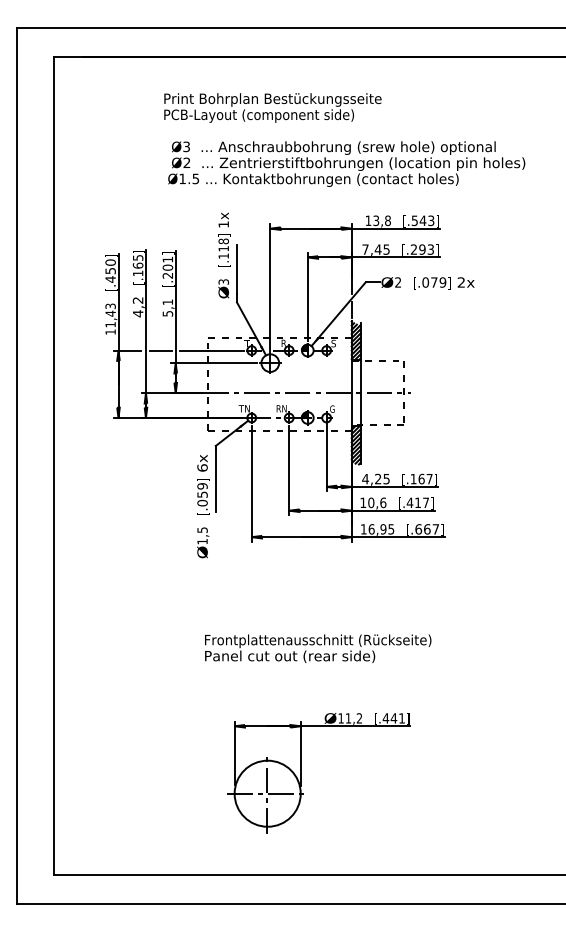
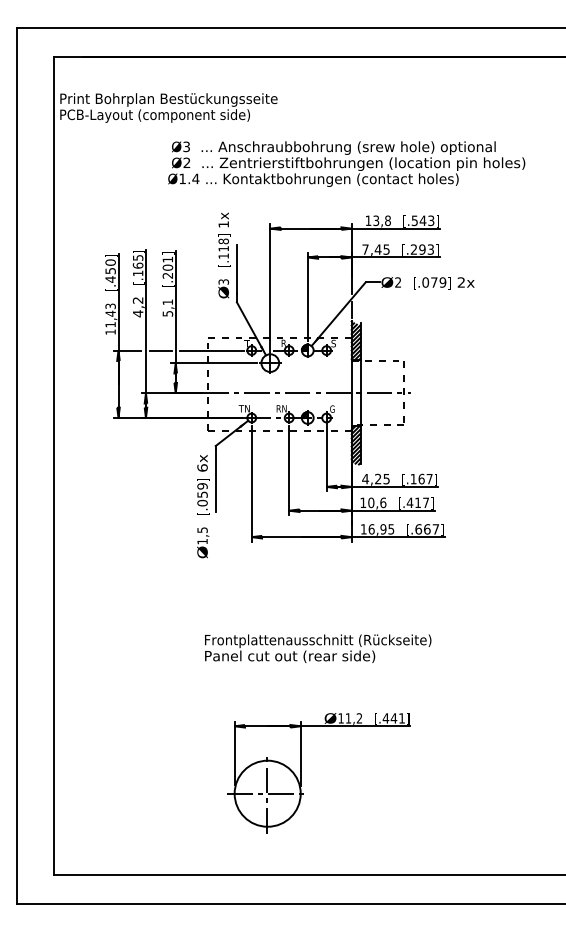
text position: (272, 107) -> (168, 107) (168, 107)
text: Ø1.5 -> Ø1.4 (195, 178)
